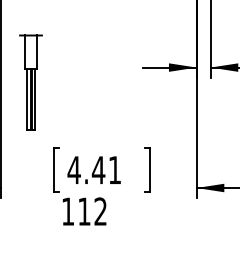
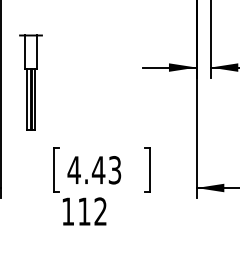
text: 4.41 -> 4.43 (114, 170)
